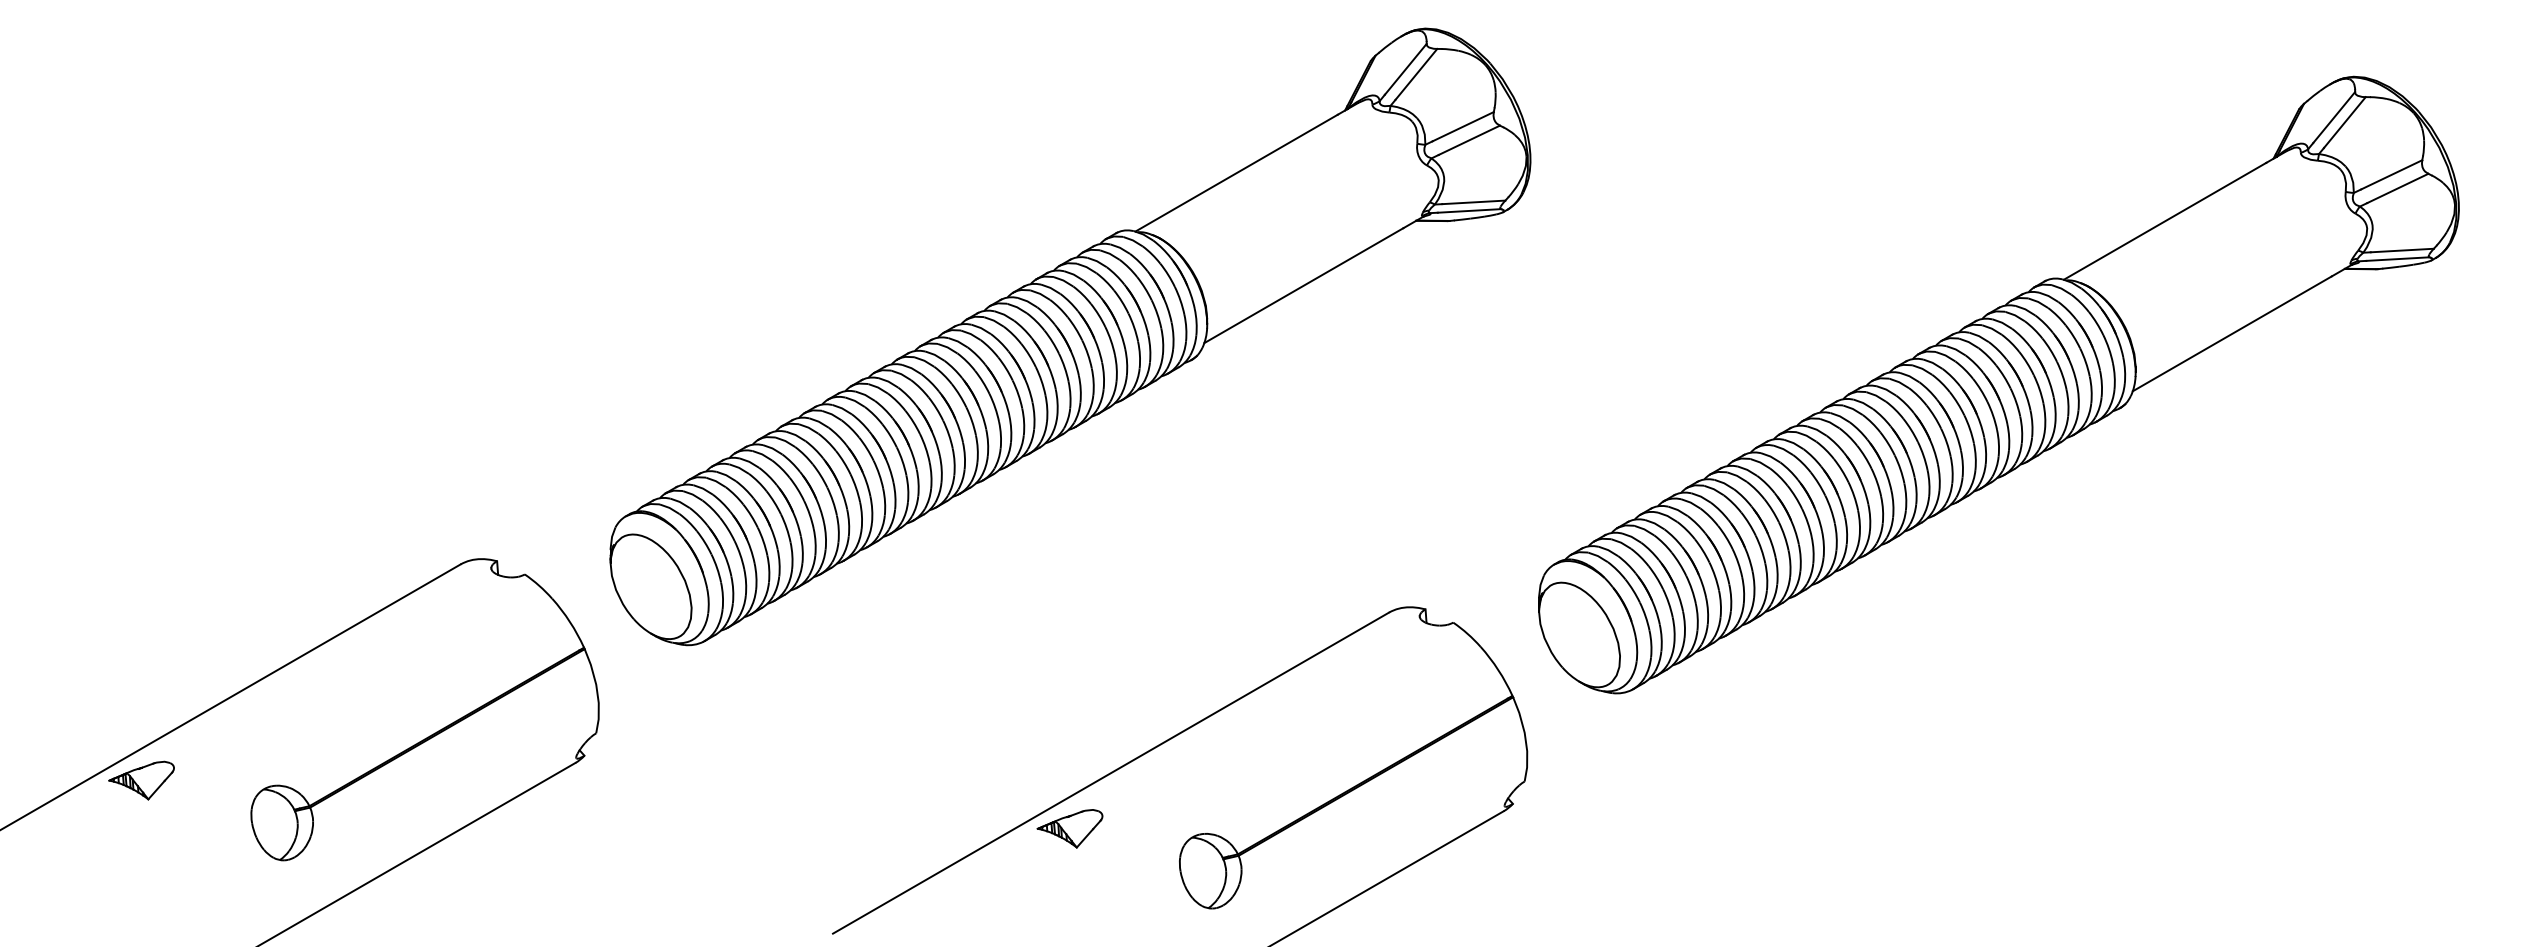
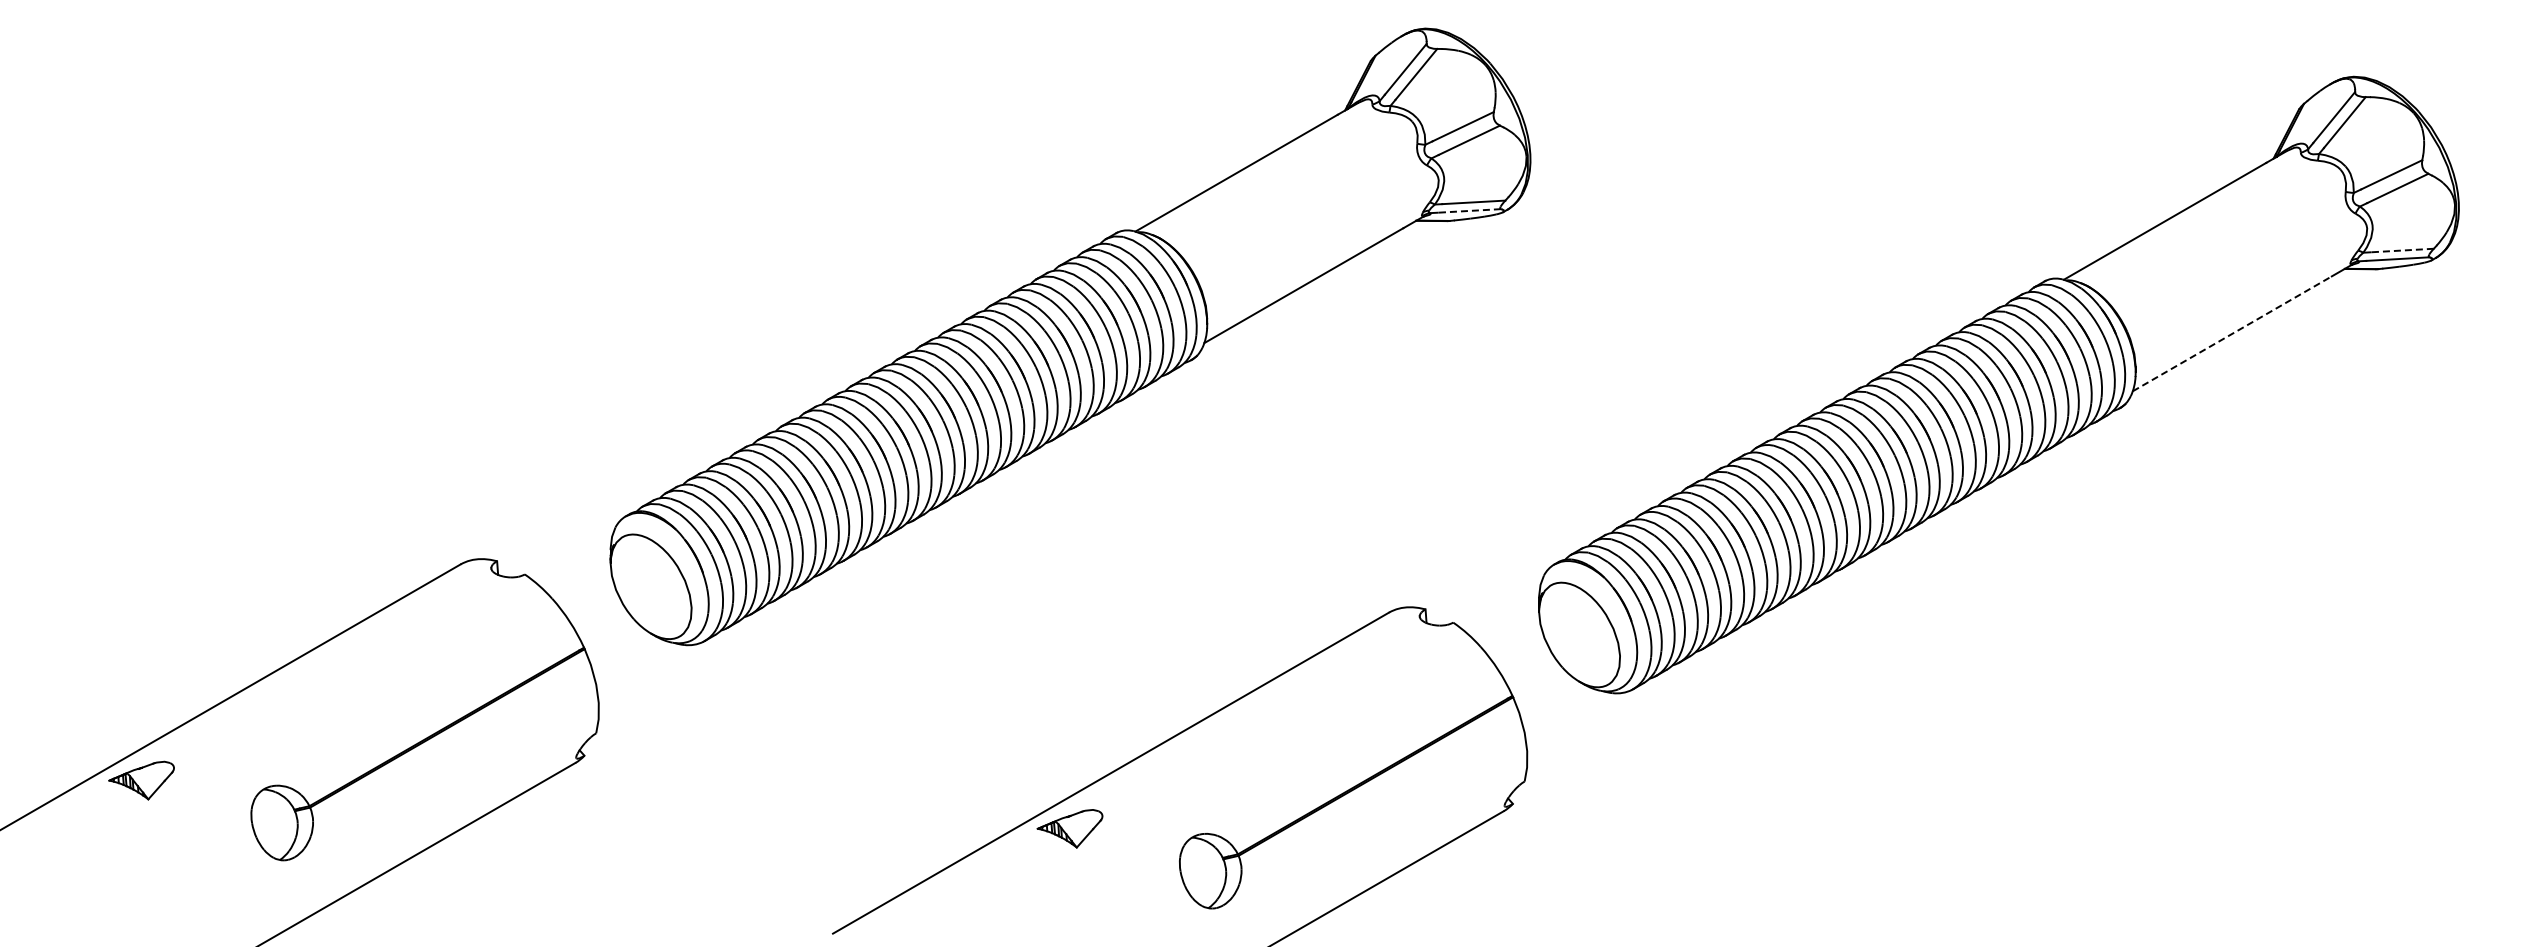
line: solid -> dashed (1469, 210)
line: solid -> dashed (2402, 250)
line: solid -> dashed (2232, 333)
